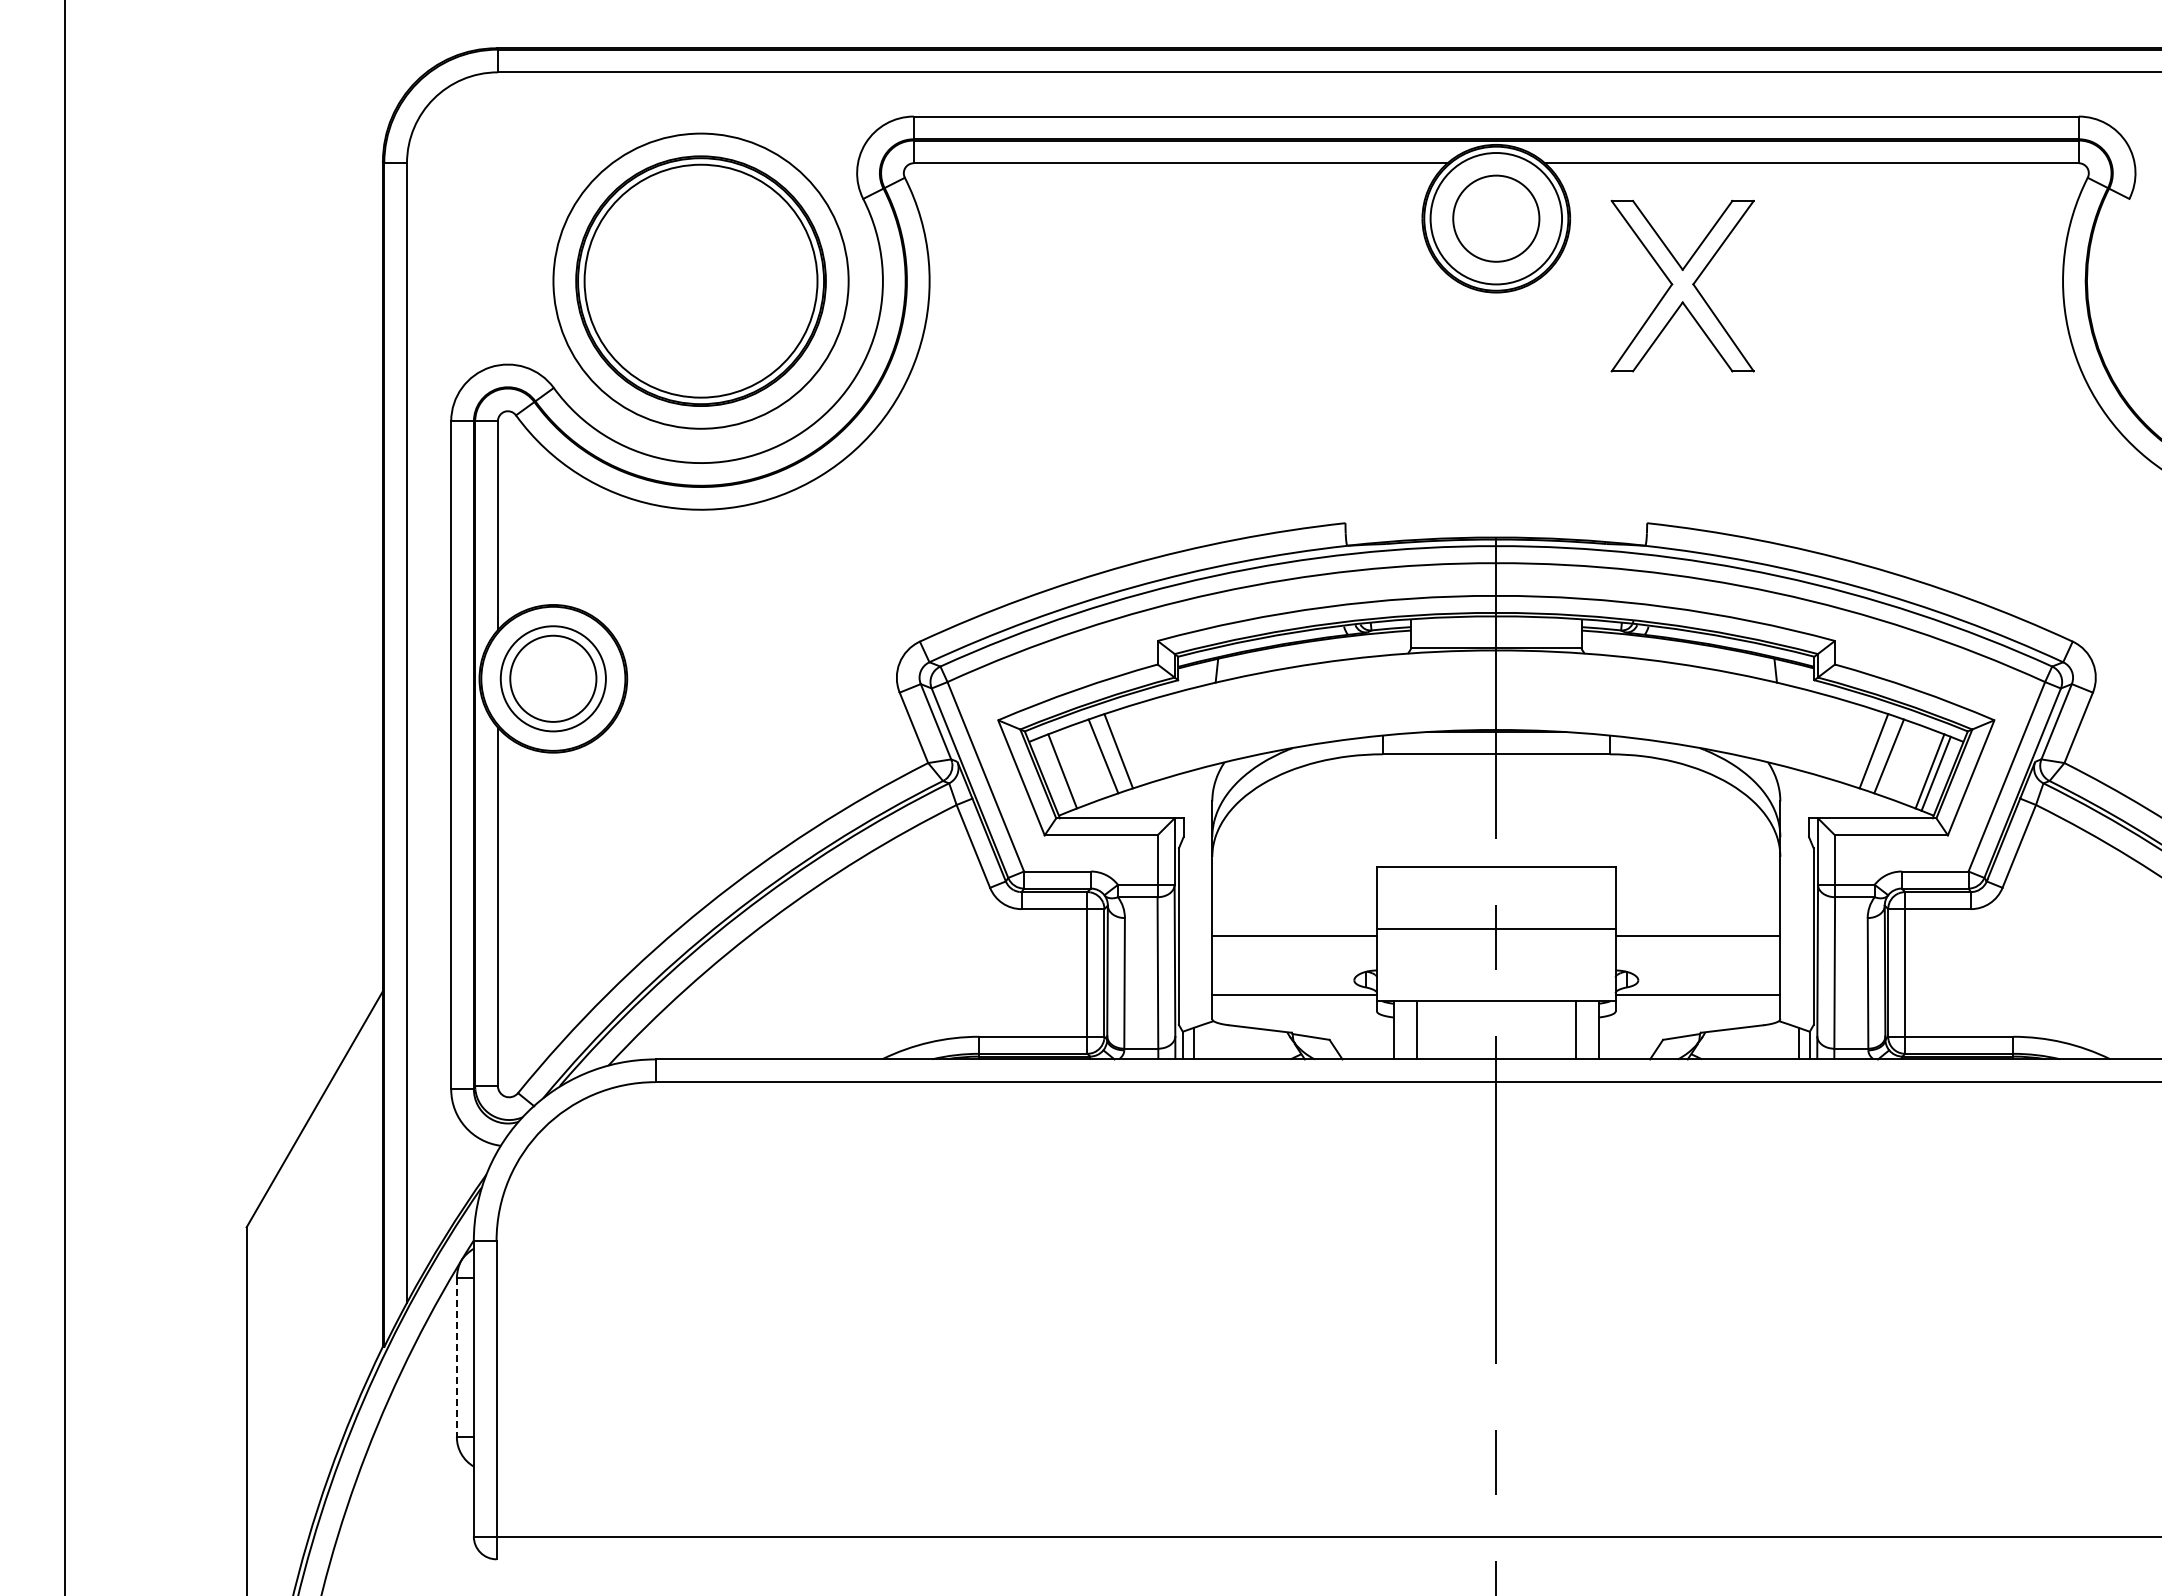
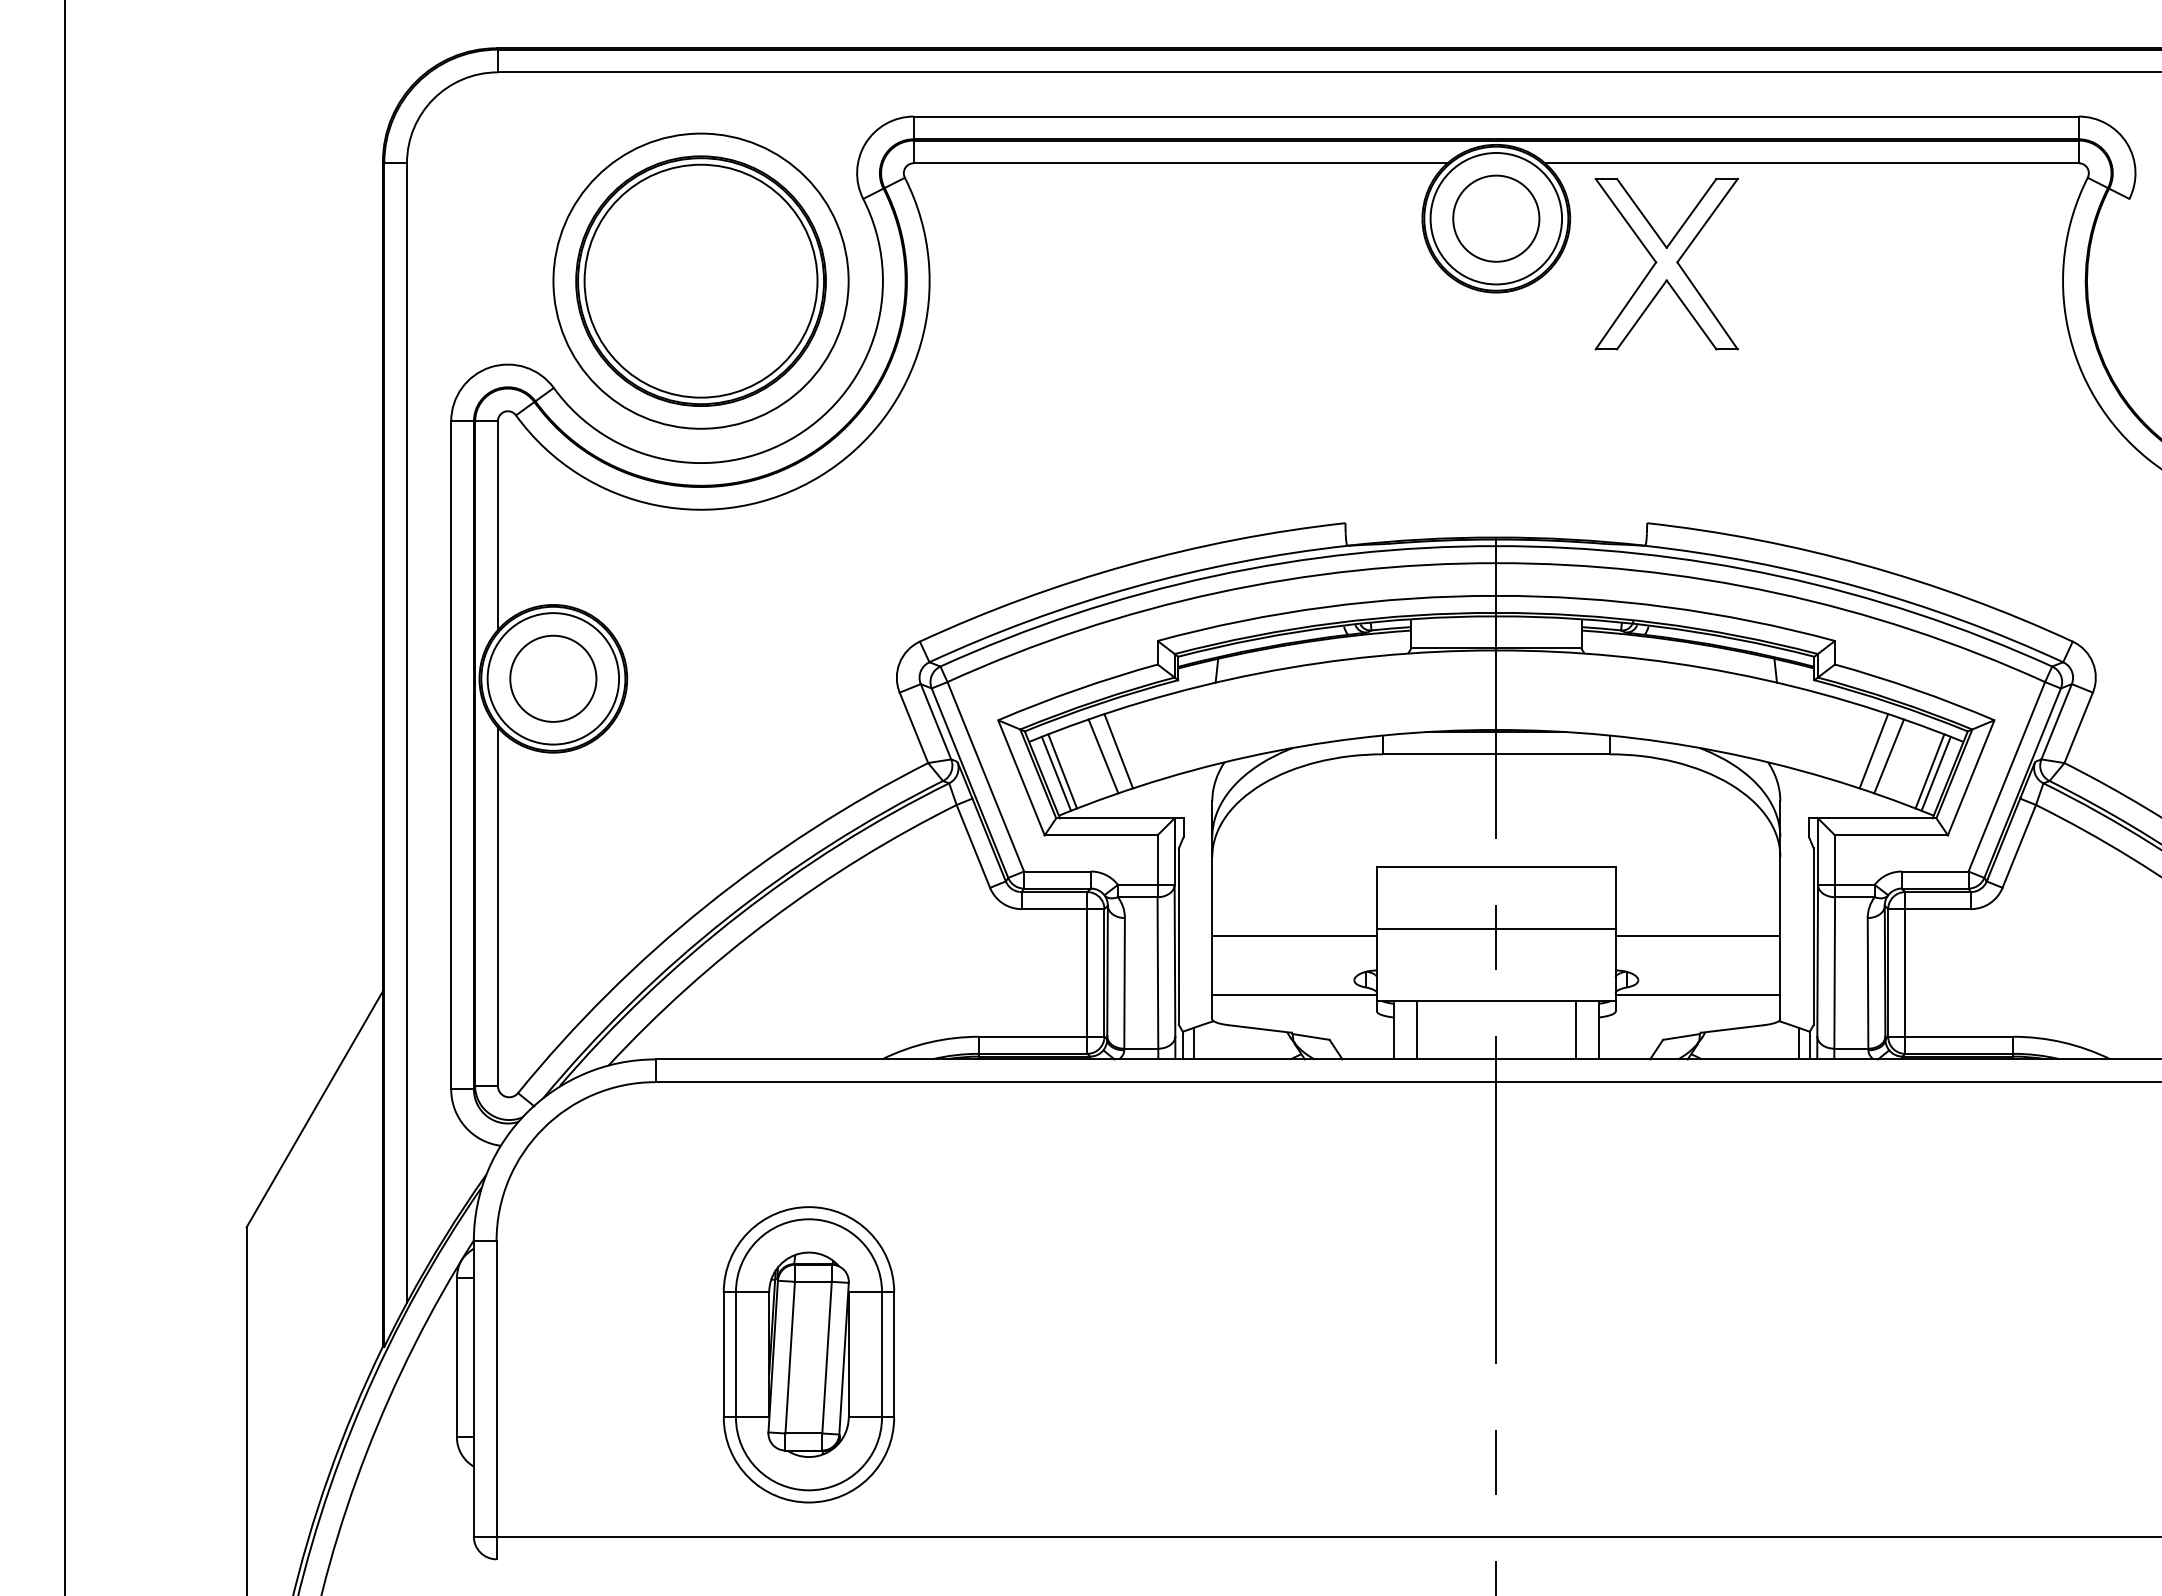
part position: (1682, 285) -> (1666, 263) (1666, 263)
circle diameter: 105 px -> 131 px (553, 678)
line: none -> present (1056, 773)
part: none -> present (808, 1354)
line: dashed -> solid (456, 1358)
